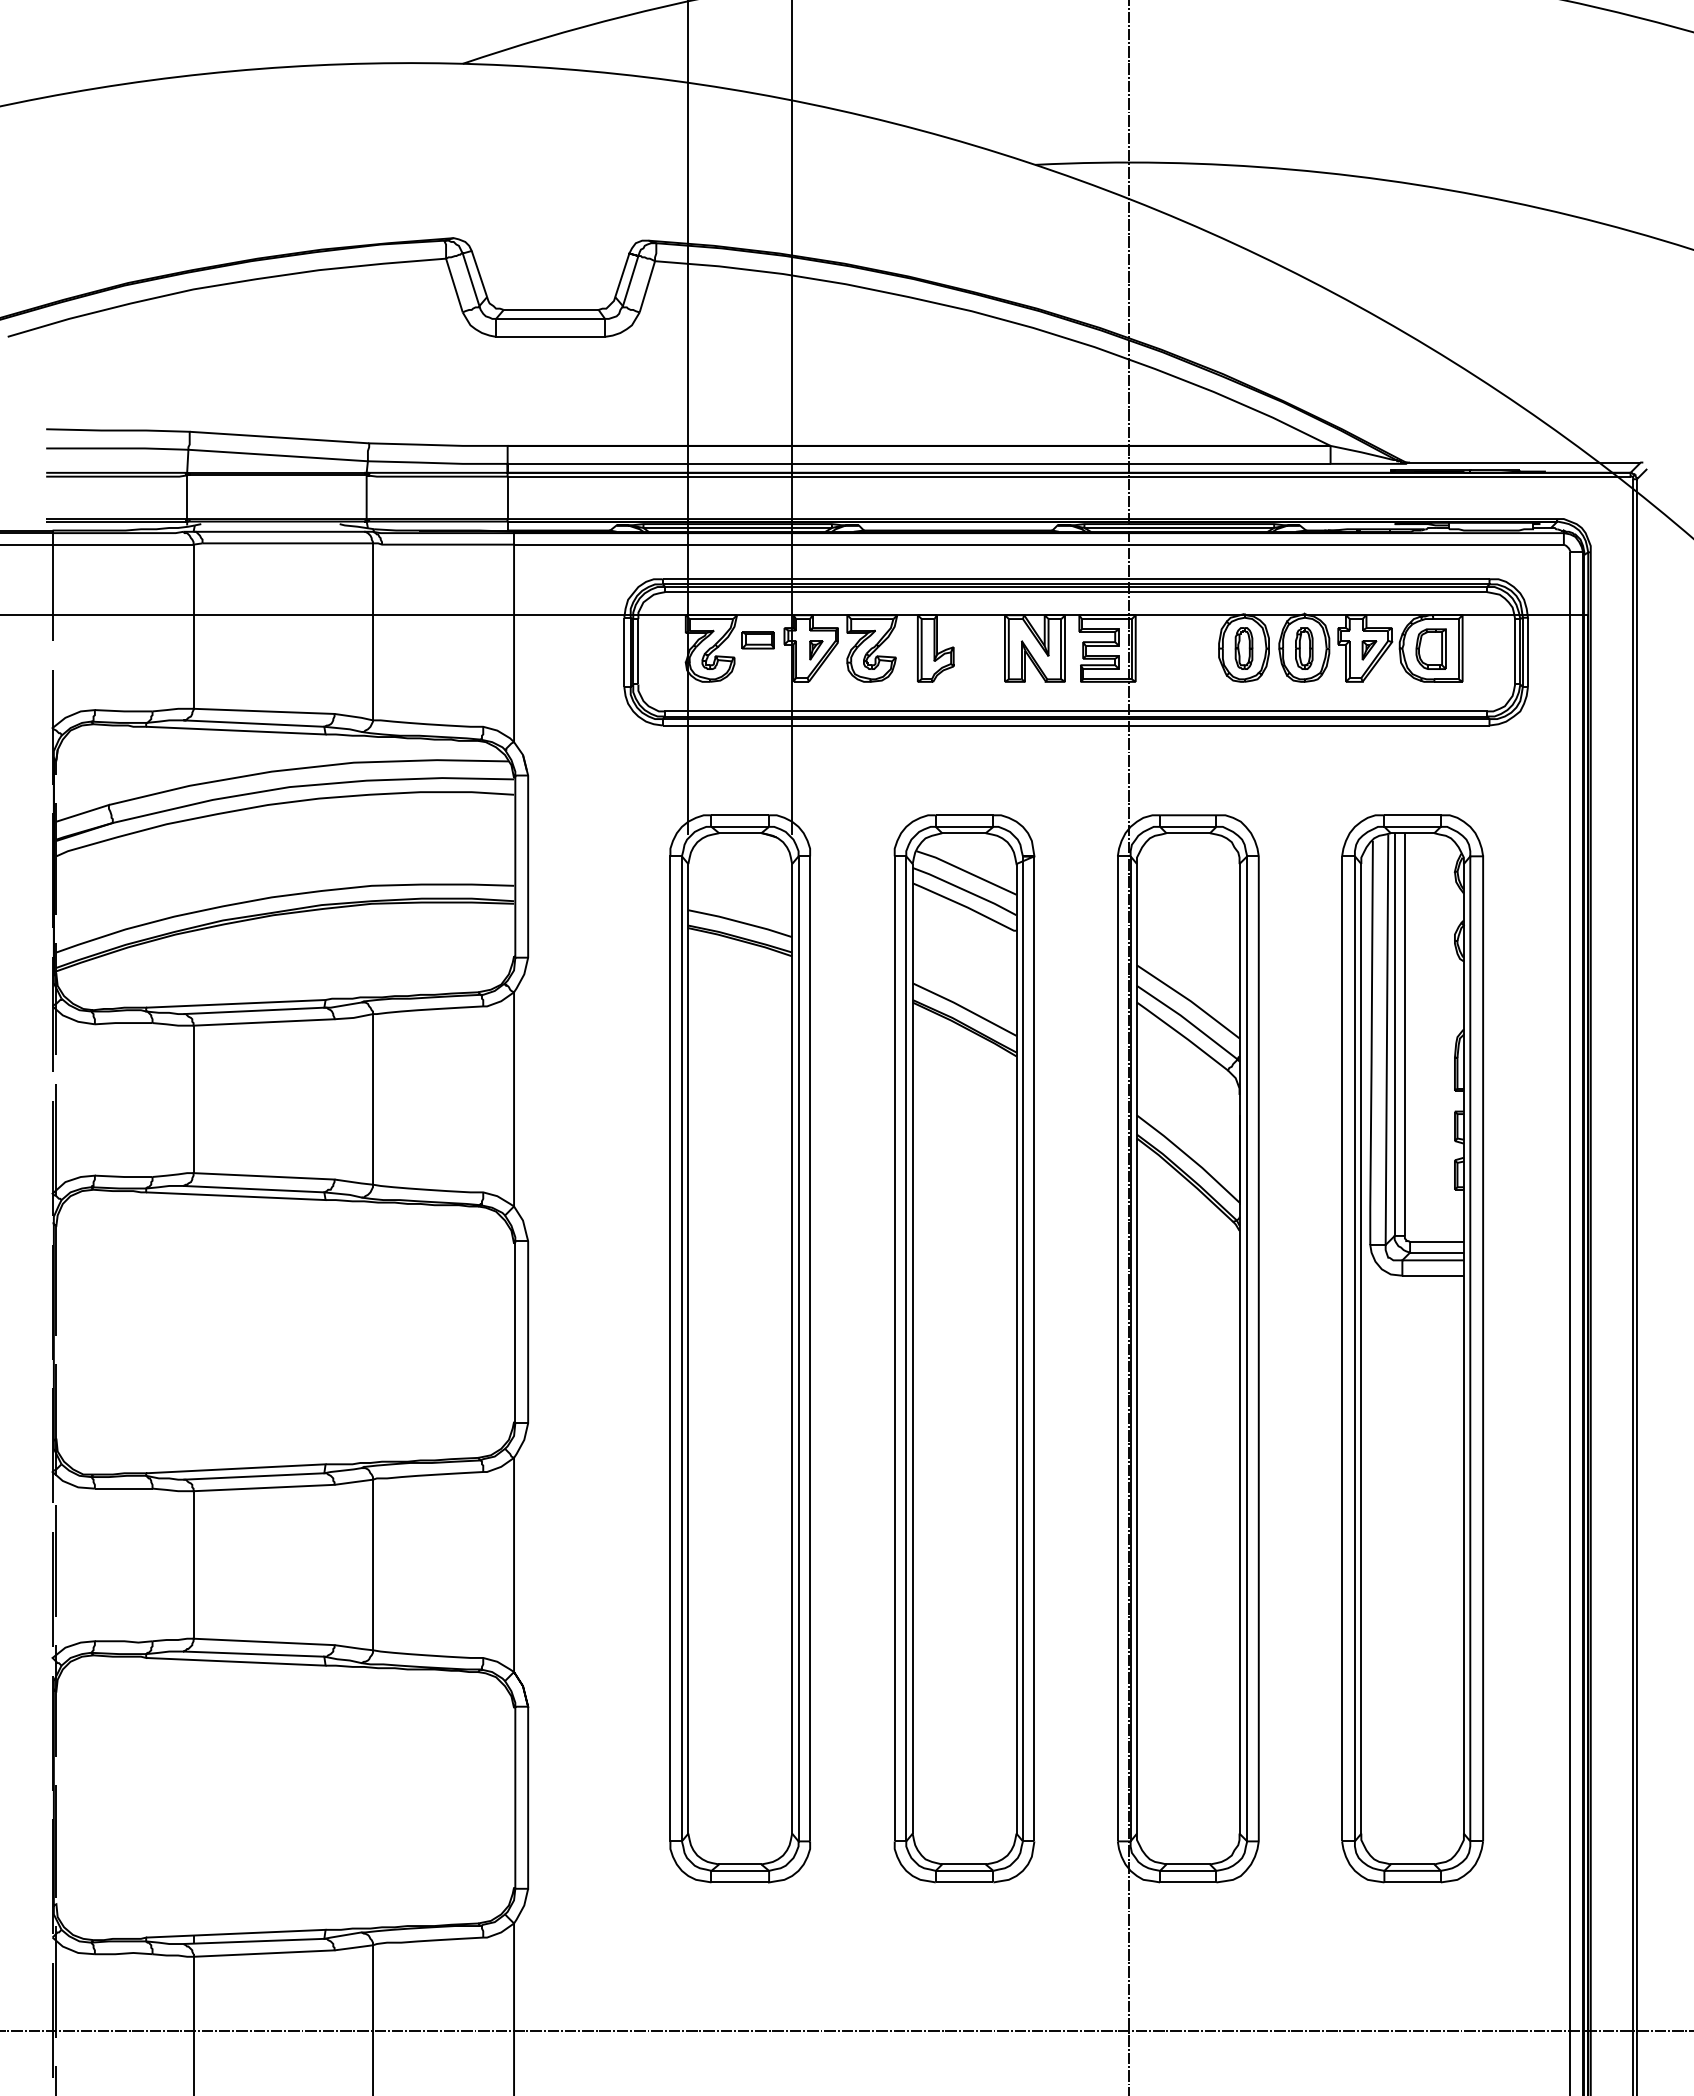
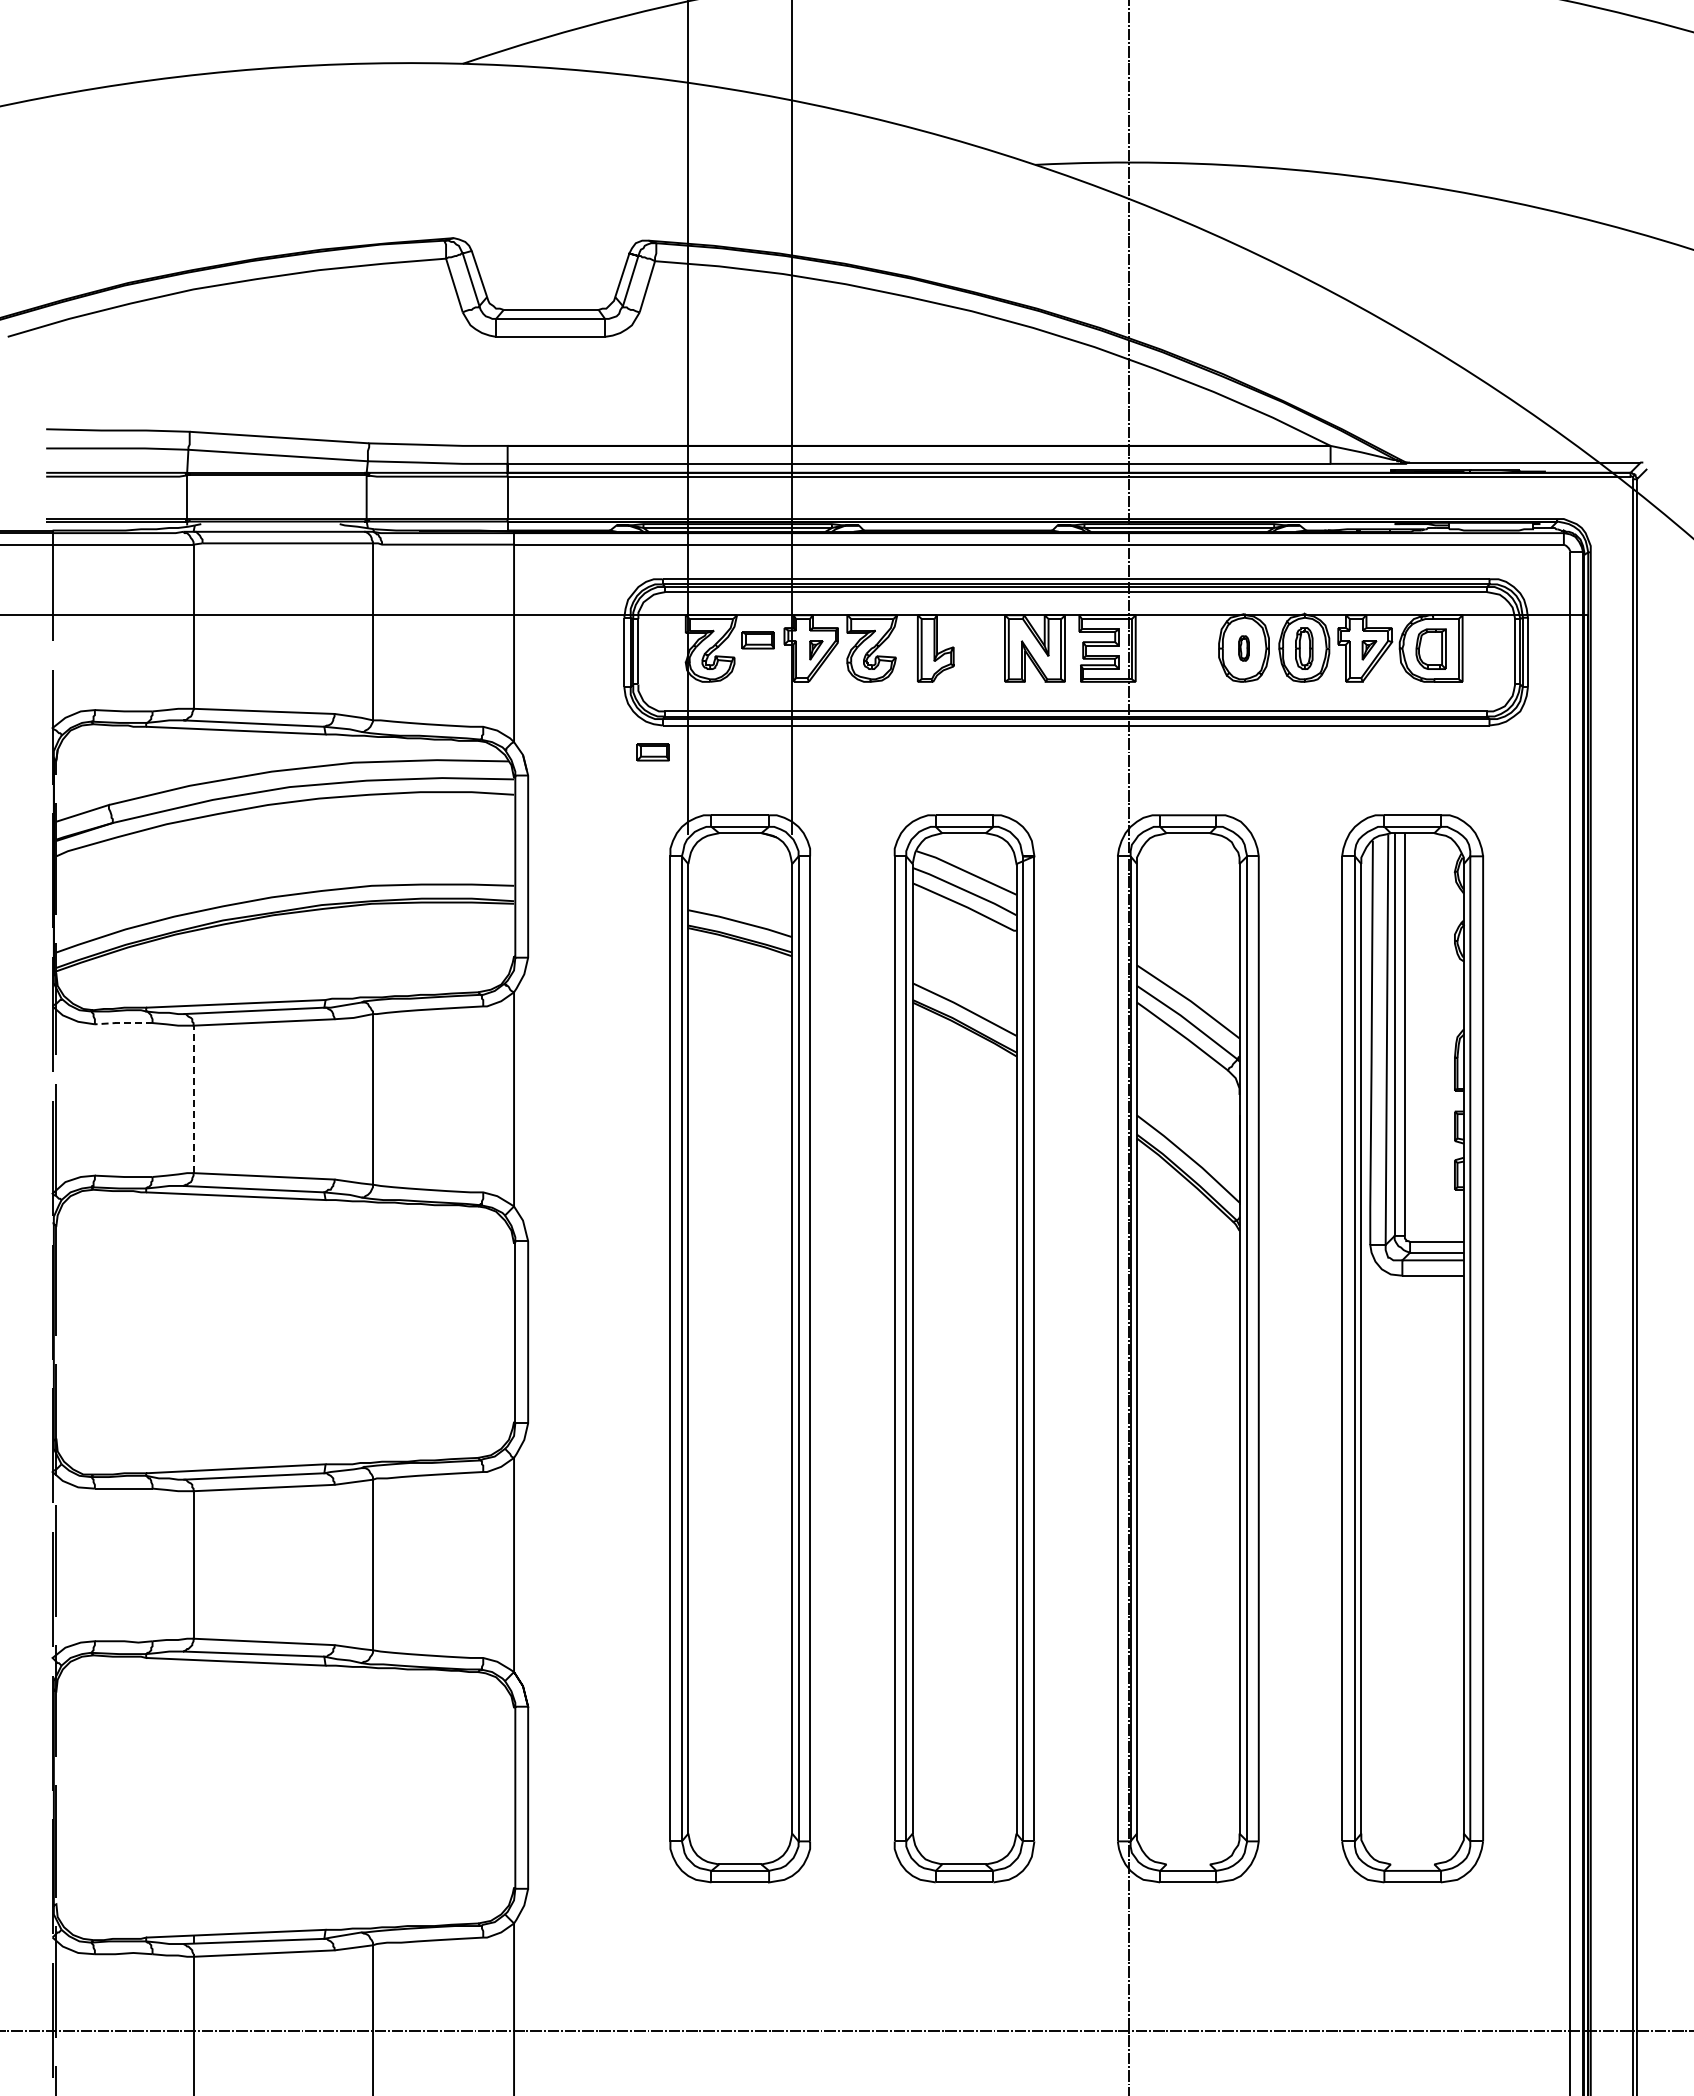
part size: 20x43 px -> 12x27 px (1243, 648)
part: none -> present (652, 752)
line: solid -> dashed (123, 1023)
line: solid -> dashed (193, 1099)
line: present -> none (1188, 1864)
line: present -> none (1412, 1864)
